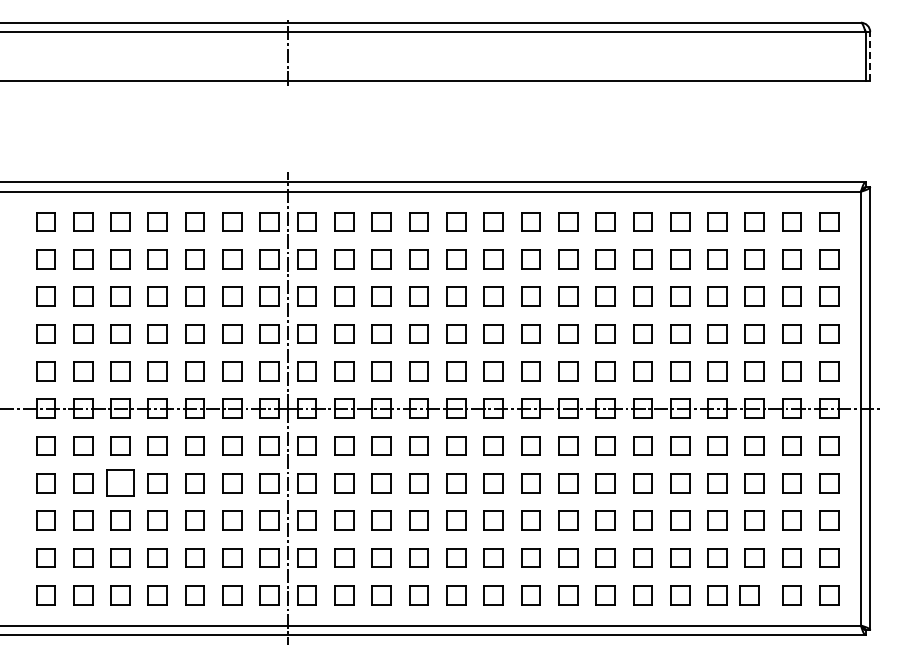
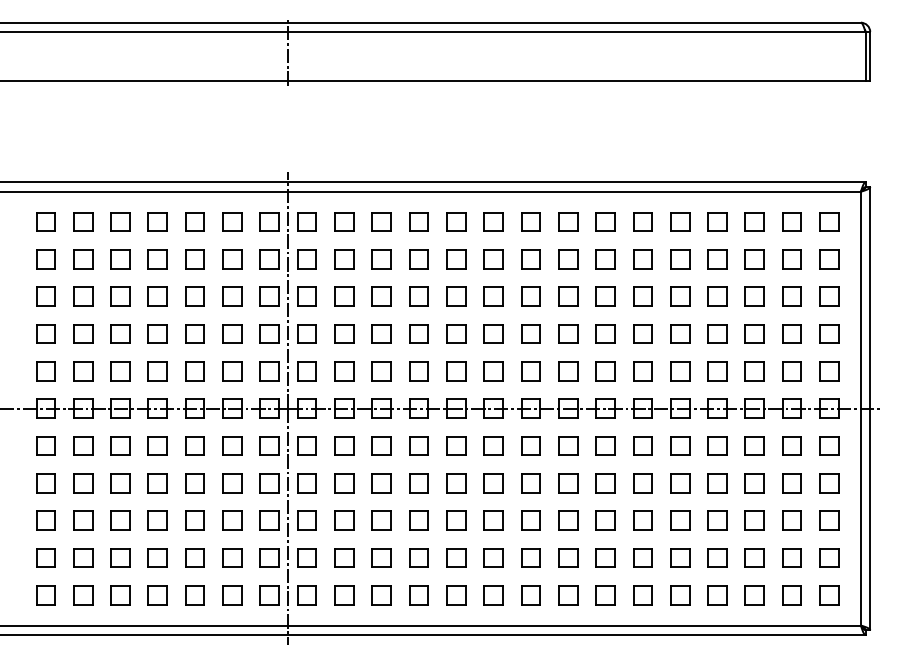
line: dashed -> solid (870, 56)
part size: 29x28 px -> 21x21 px (120, 483)
part position: (749, 595) -> (754, 595) (754, 595)
